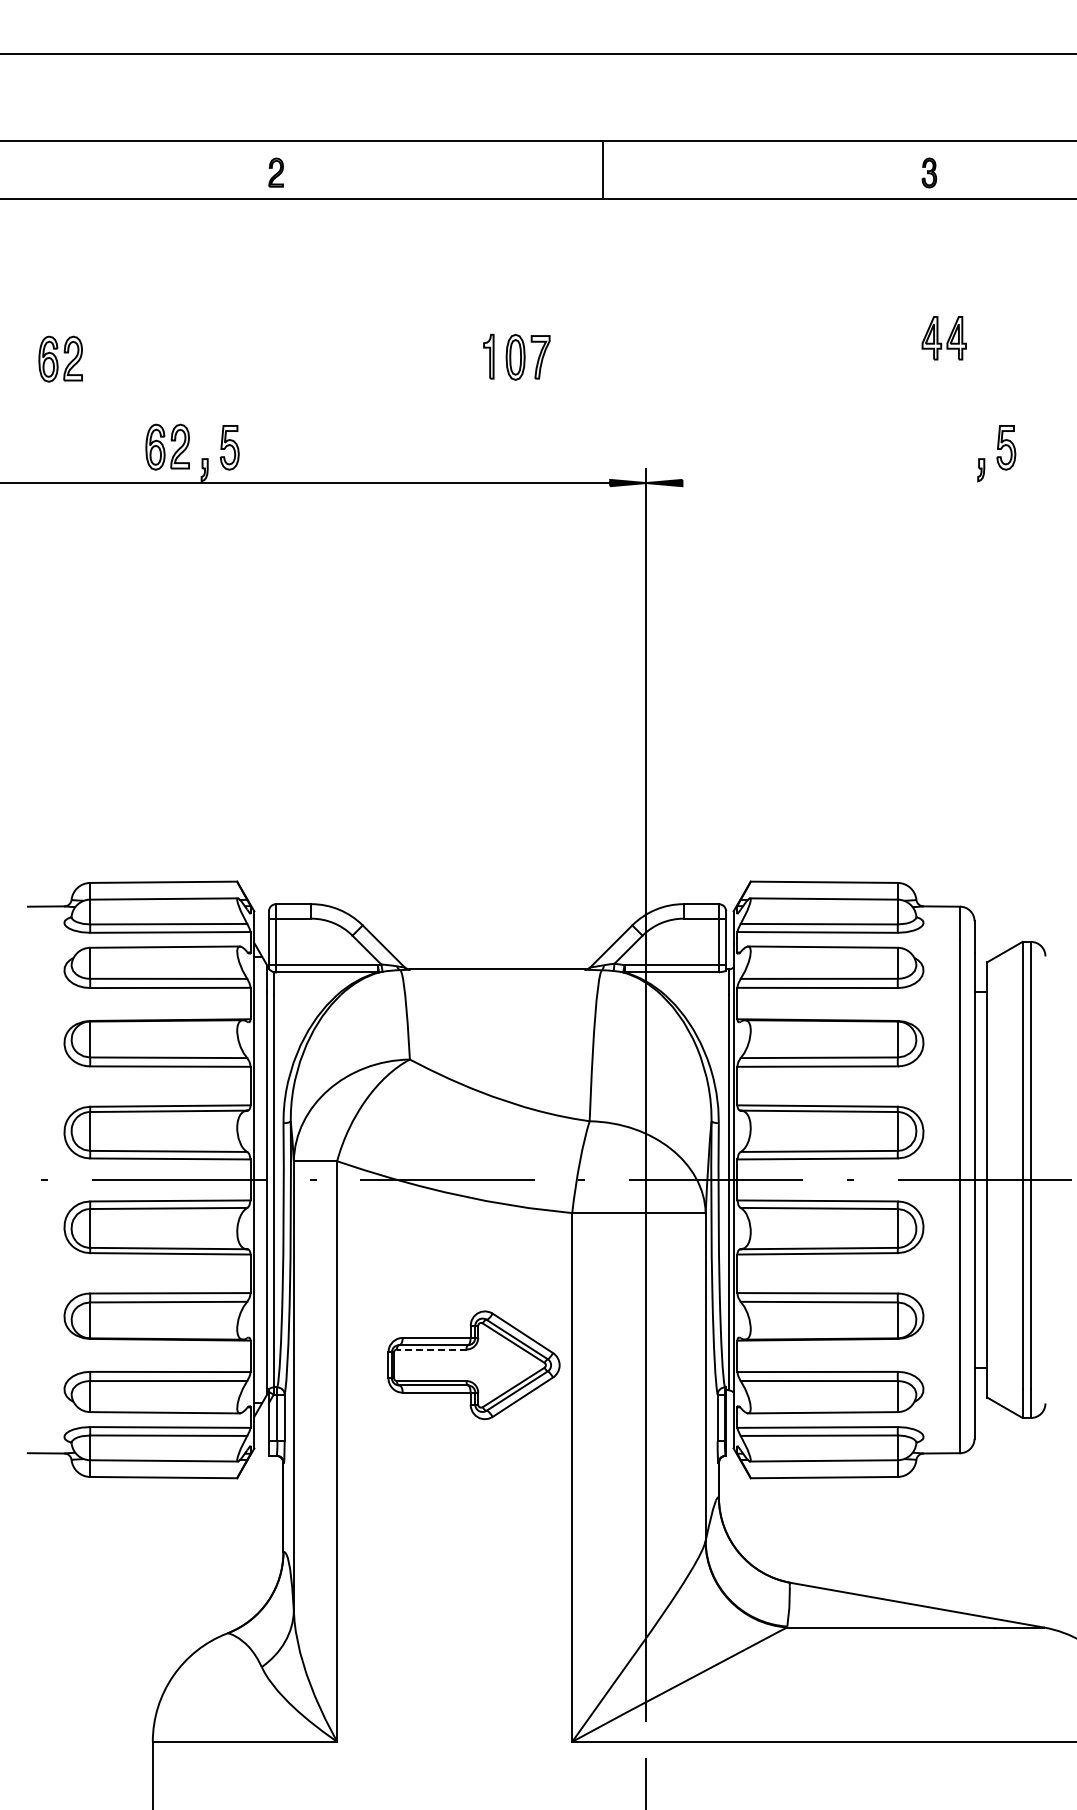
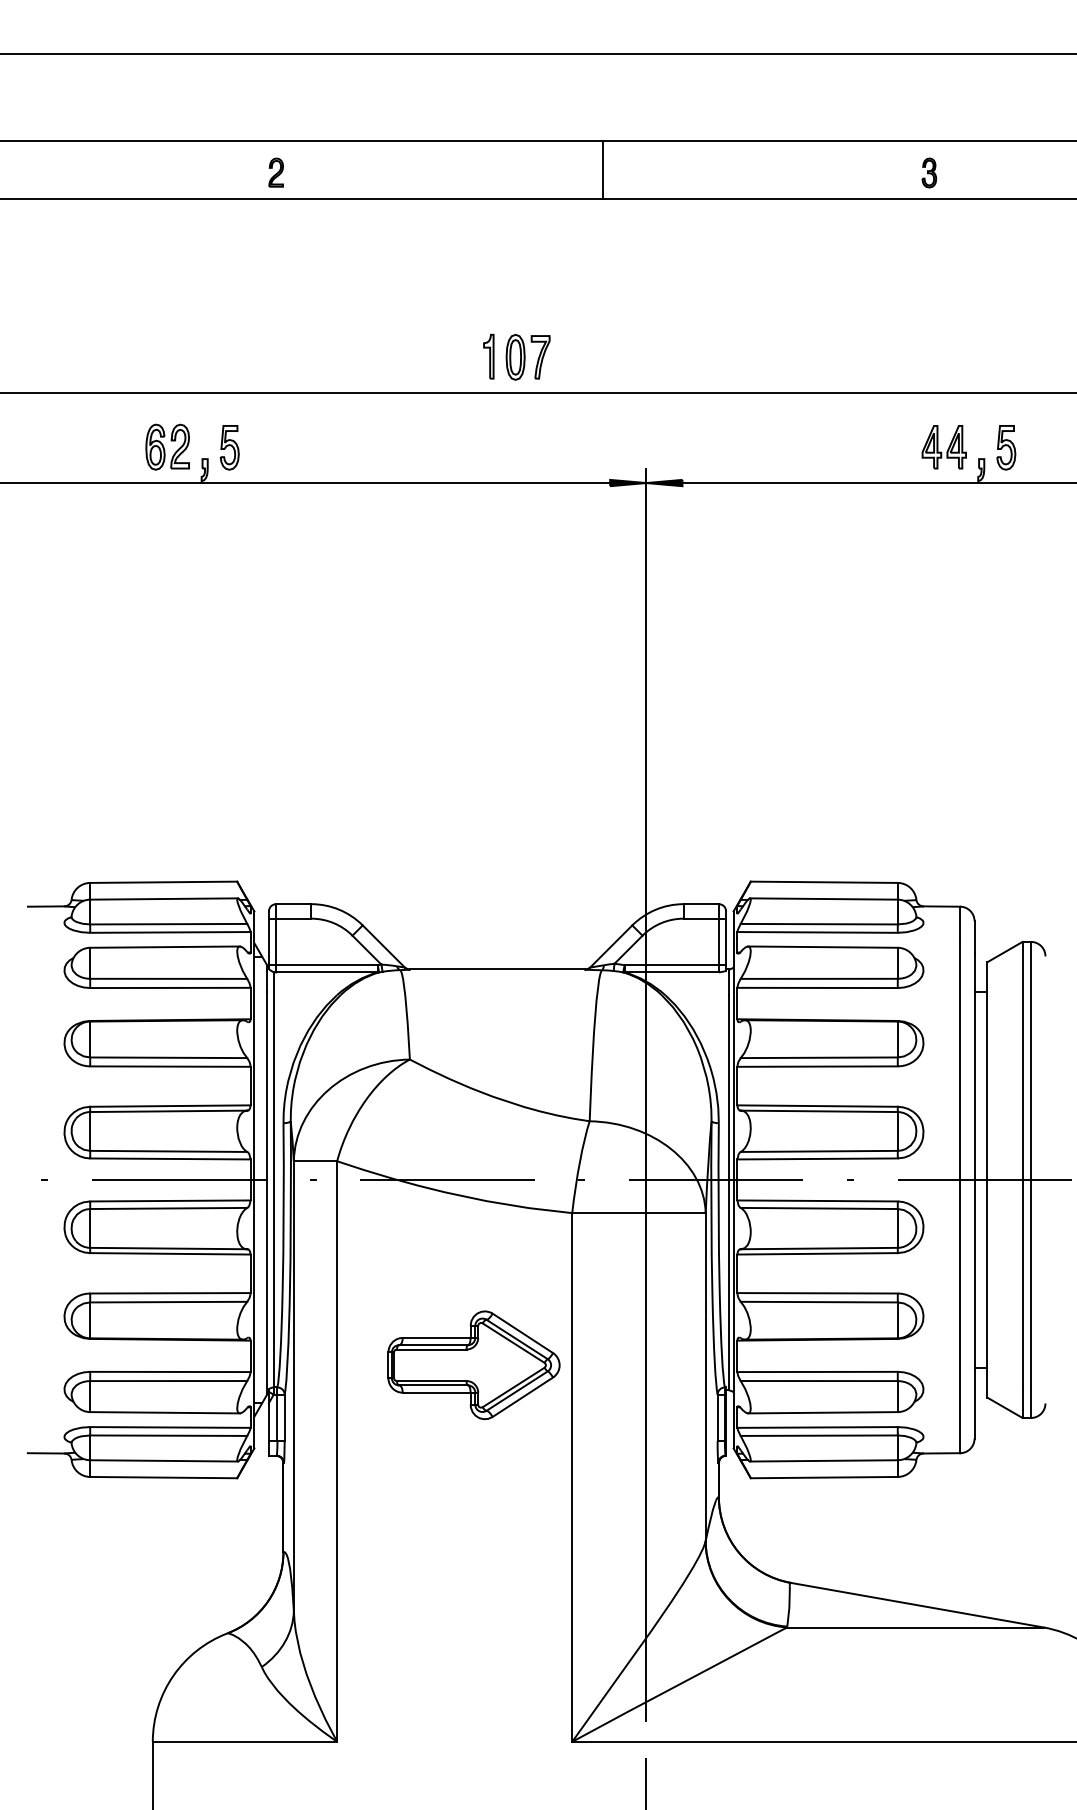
part position: (943, 338) -> (943, 447) (943, 447)
part: present -> none (60, 358)
line: none -> present (537, 393)
line: none -> present (877, 483)
line: dashed -> solid (431, 1349)
